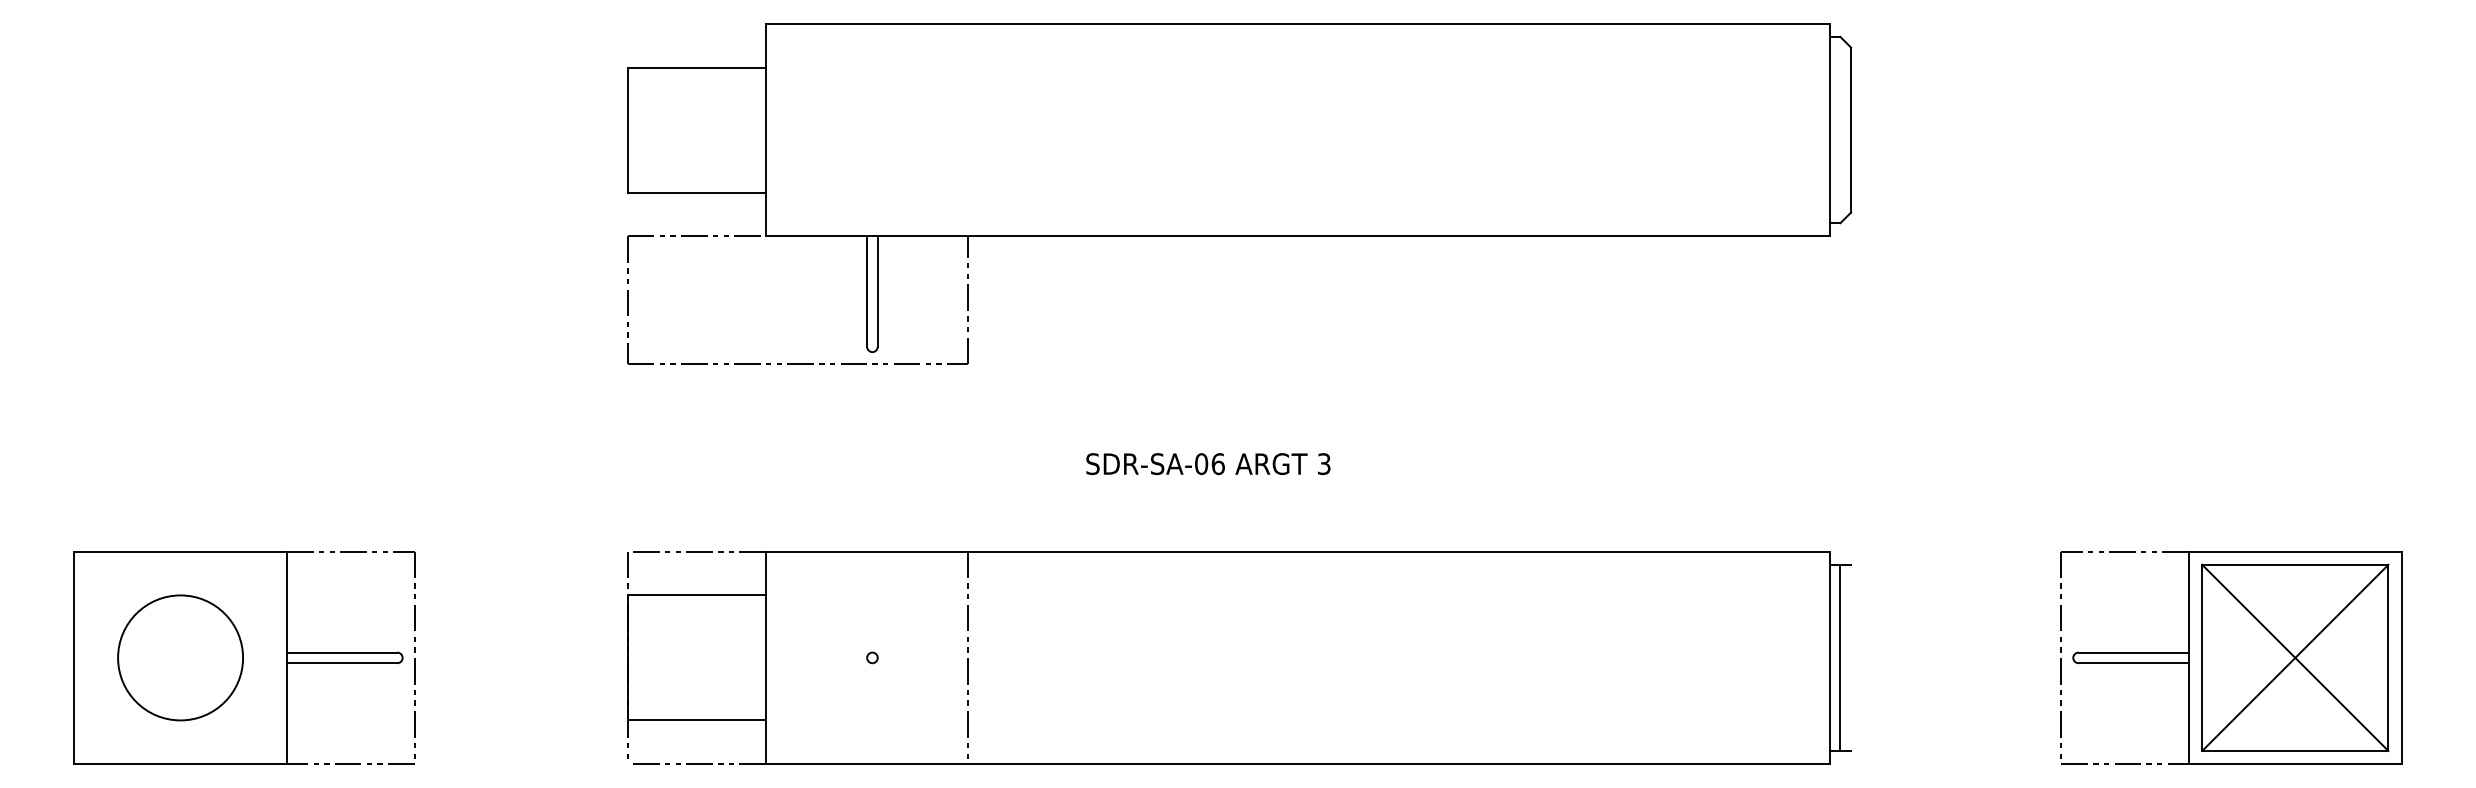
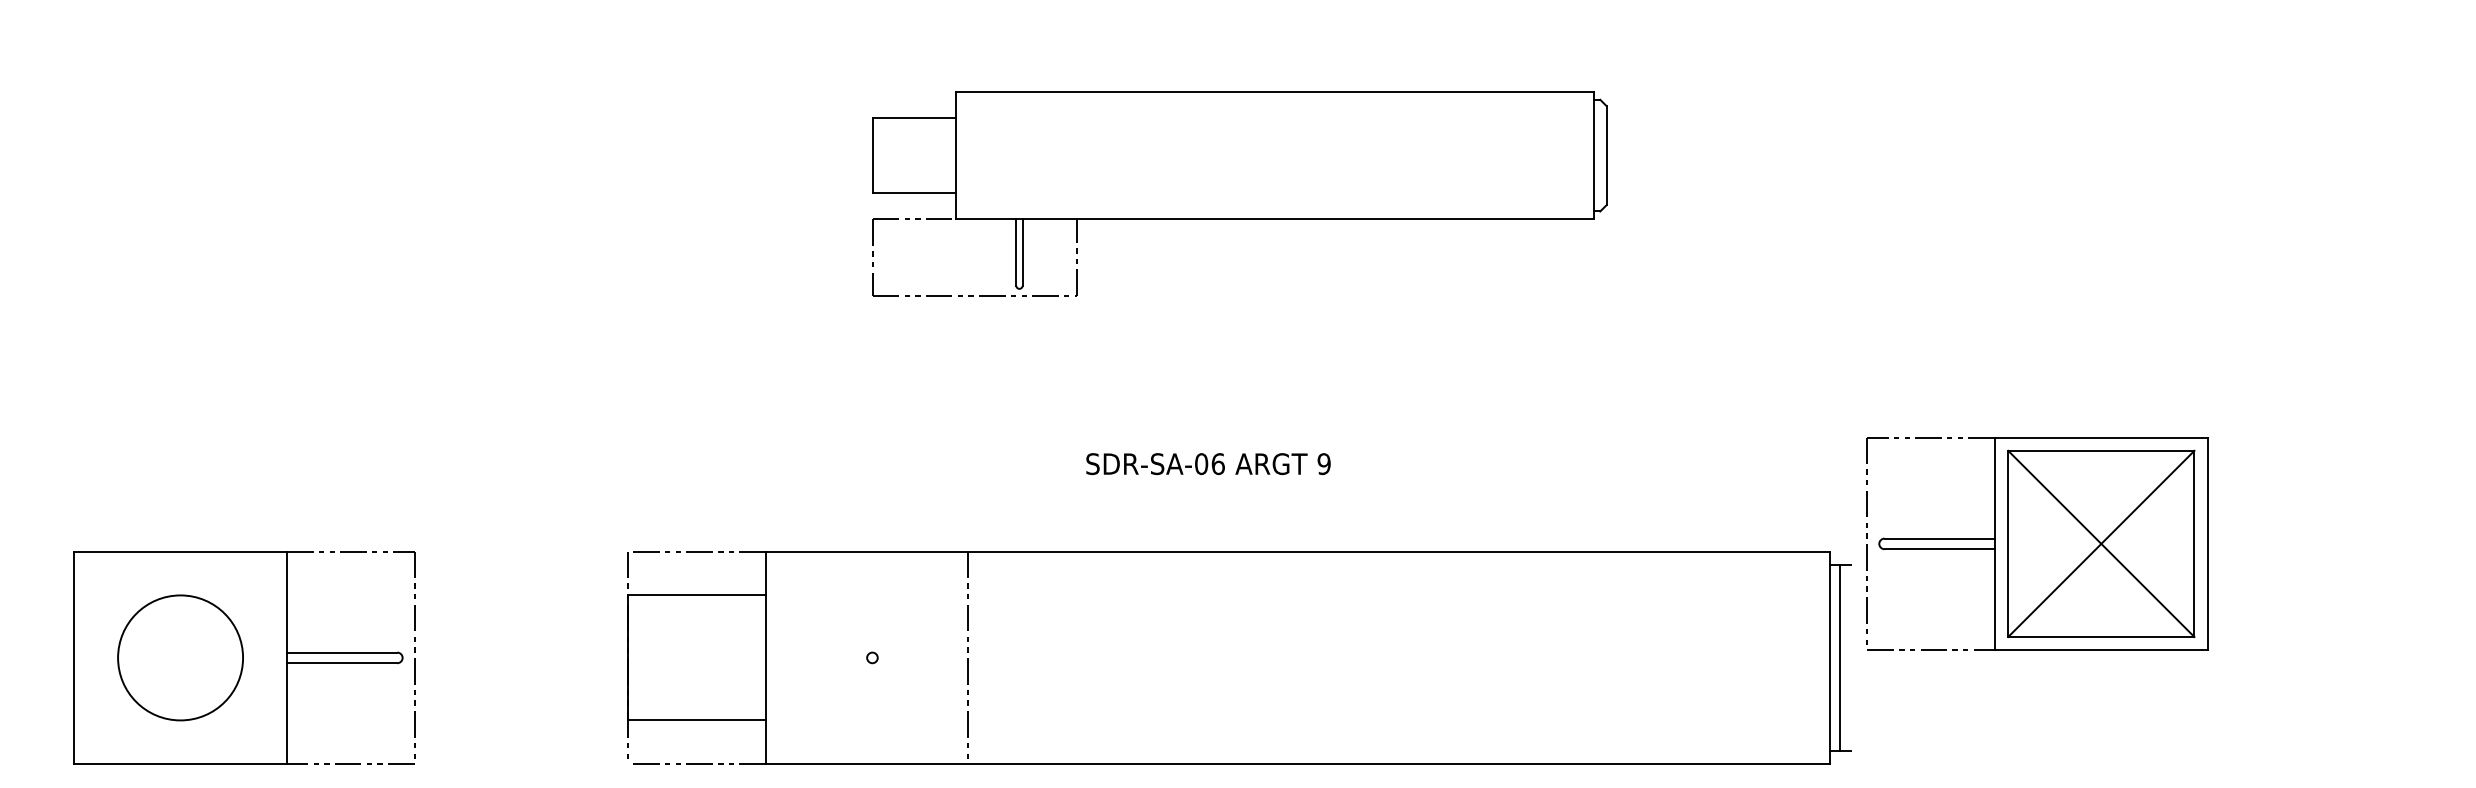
part size: 1226x342 px -> 736x206 px (1239, 193)
text: 3 -> 9 (1323, 463)
part position: (2231, 657) -> (2037, 543) (2037, 543)
